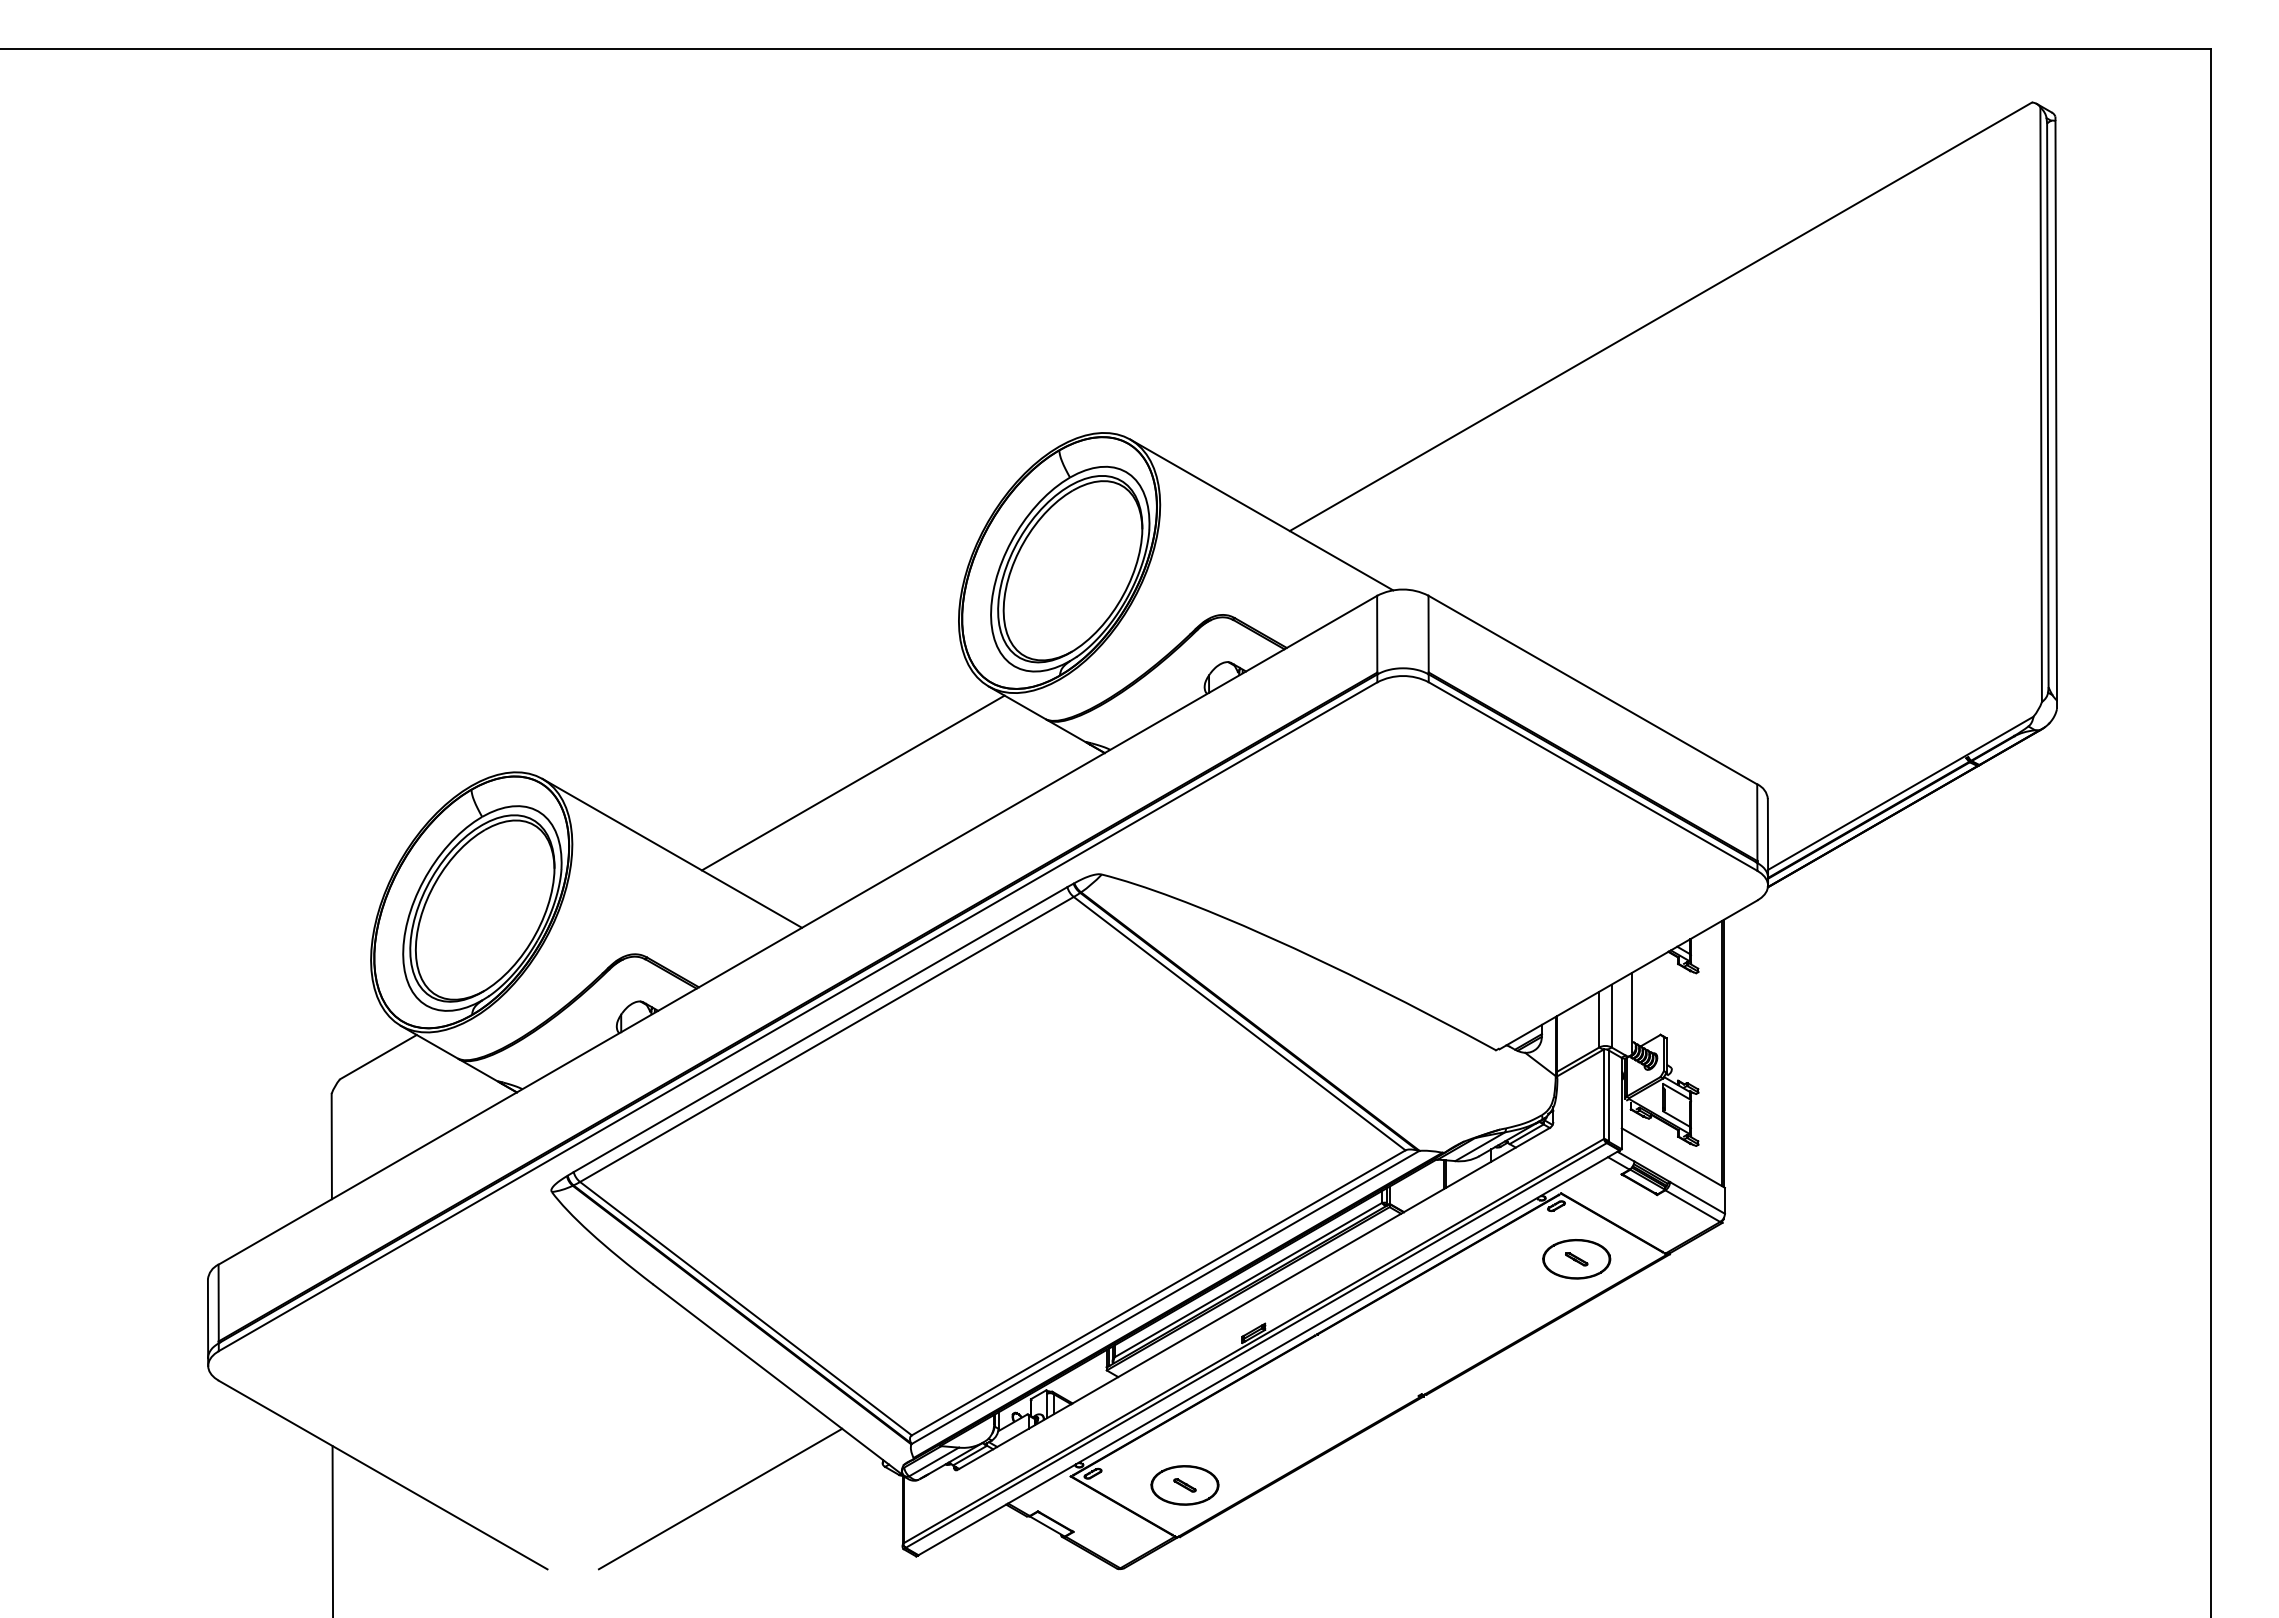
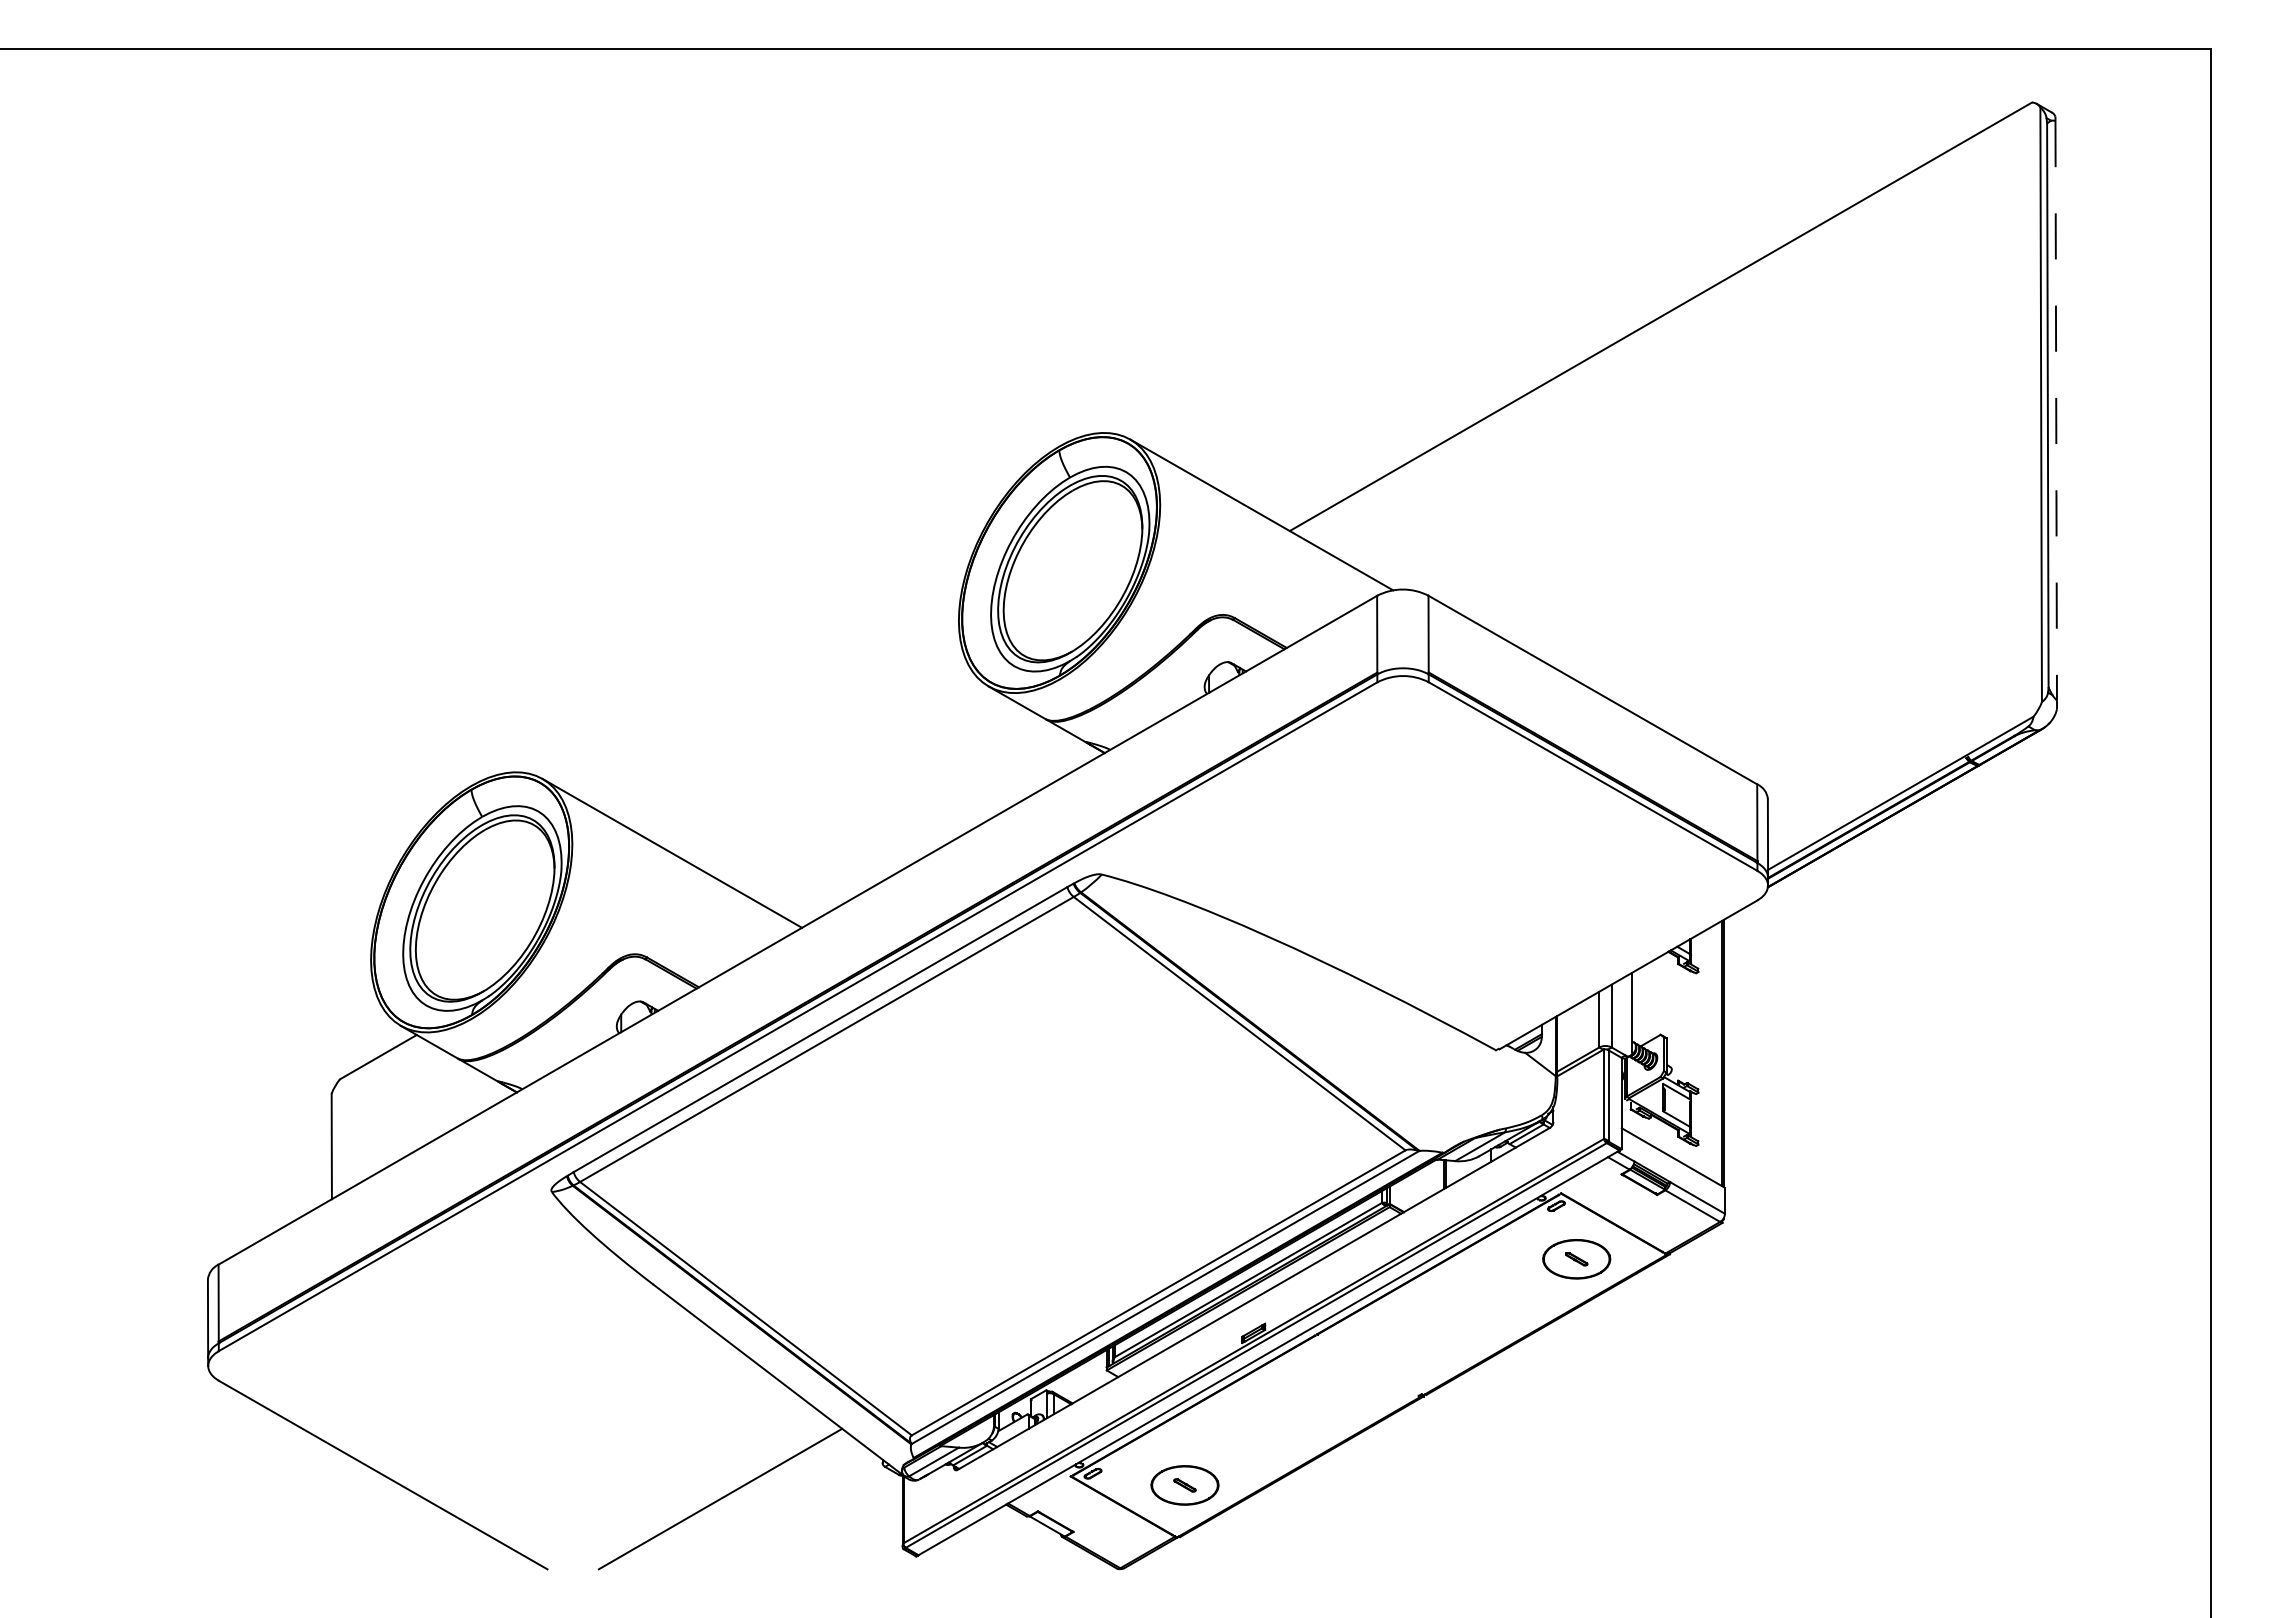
line: solid -> dashed (2056, 410)
line: present -> none (852, 782)
line: present -> none (332, 1530)
